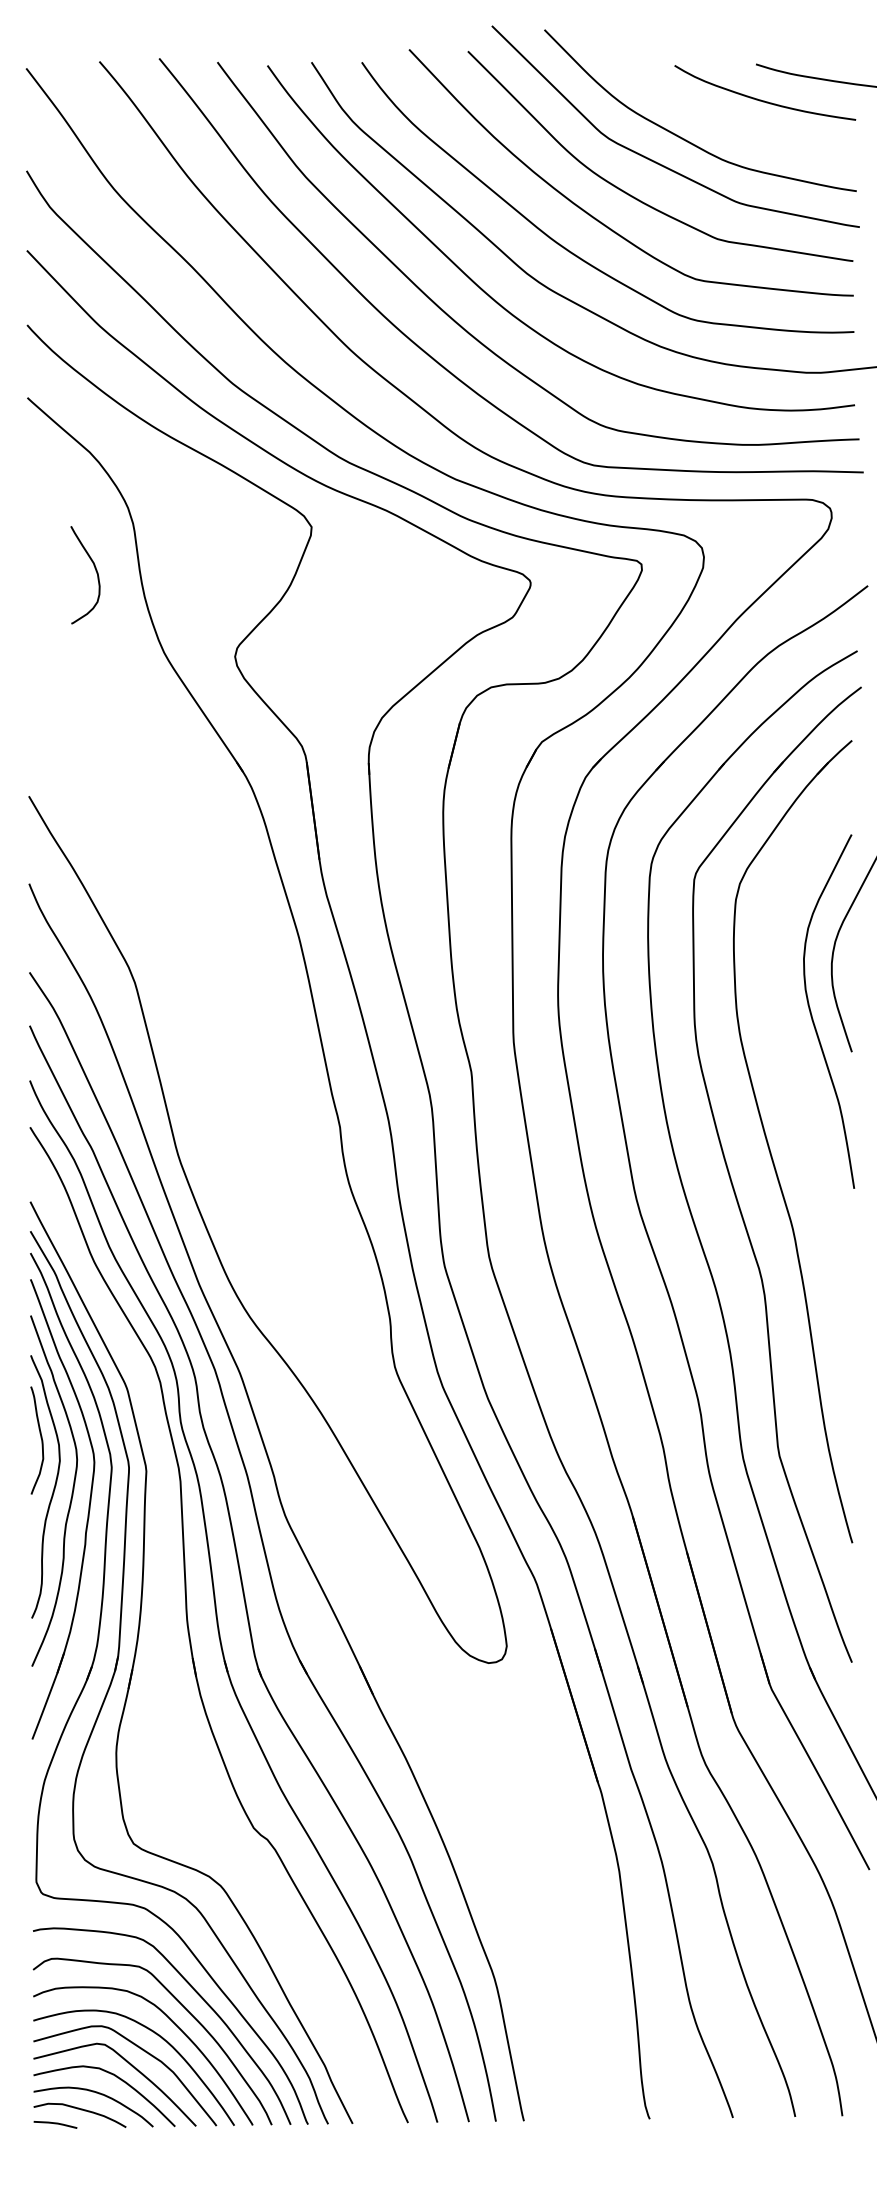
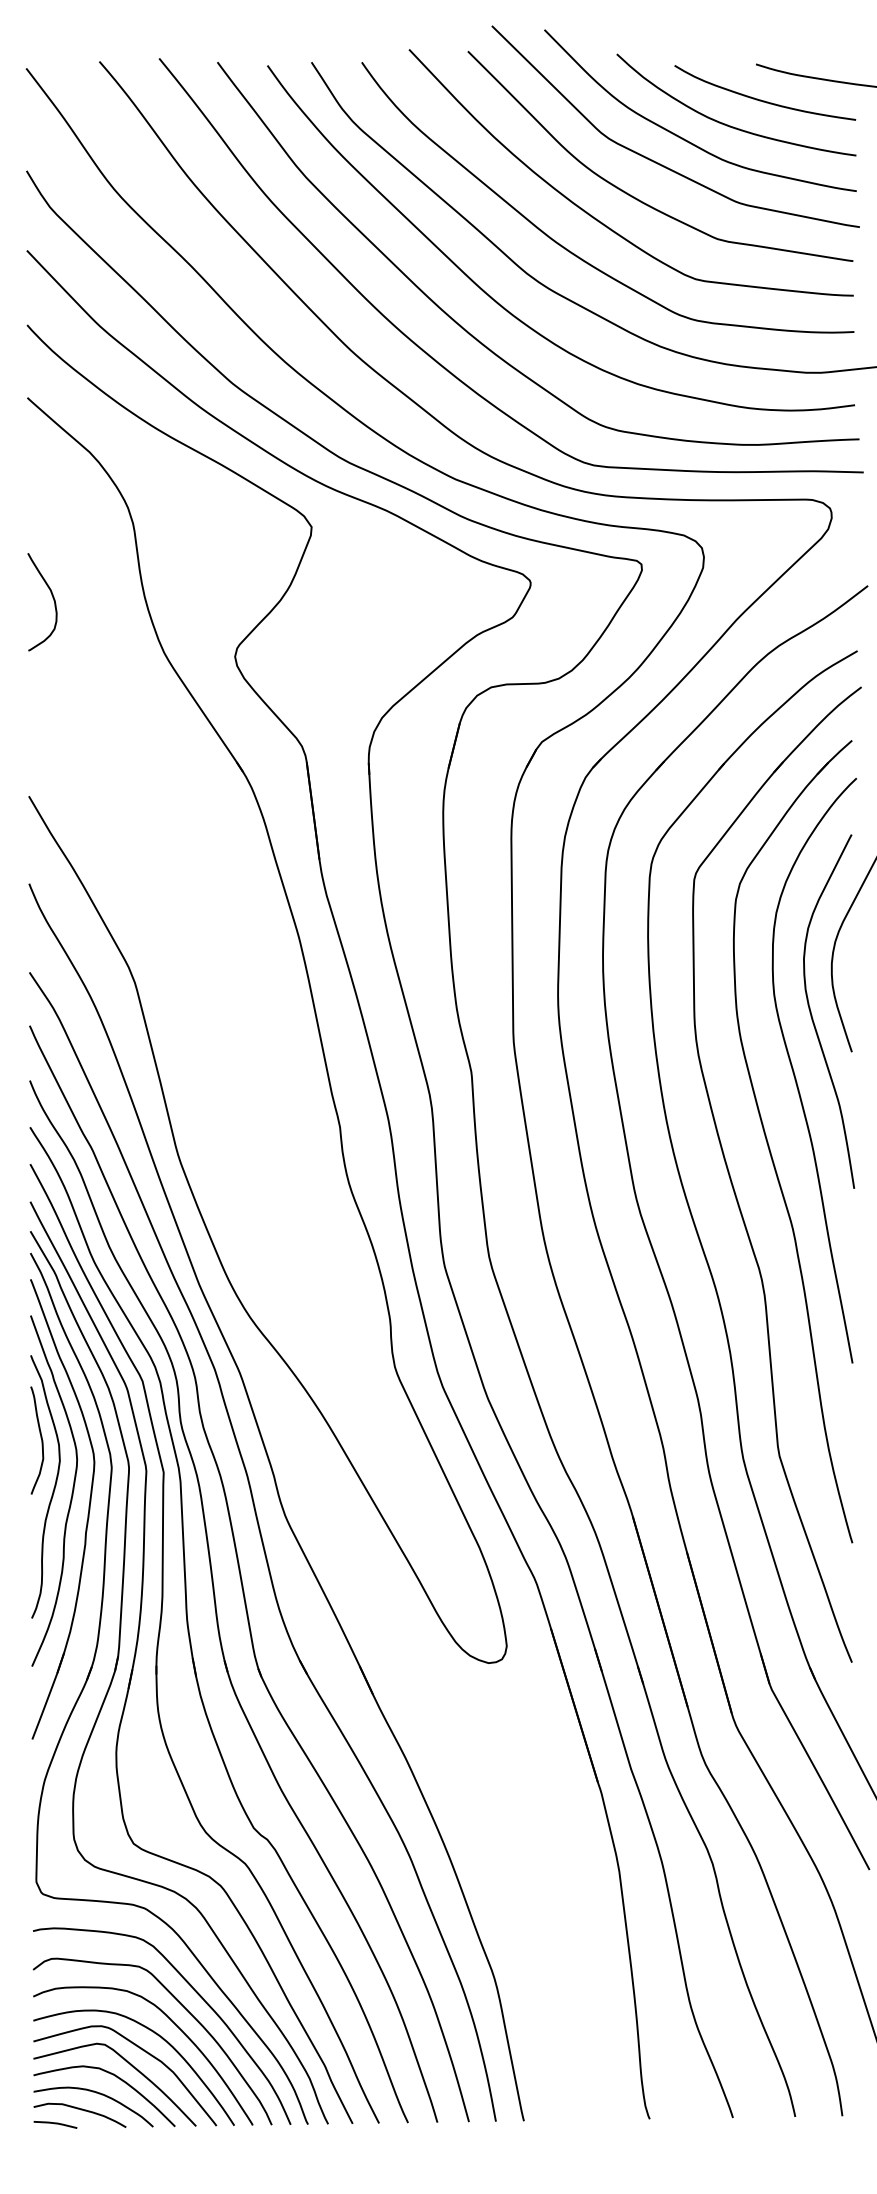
curve: none -> present (728, 124)
curve position: (95, 571) -> (52, 598) (52, 598)
curve: none -> present (795, 1074)
part: none -> present (159, 1641)
